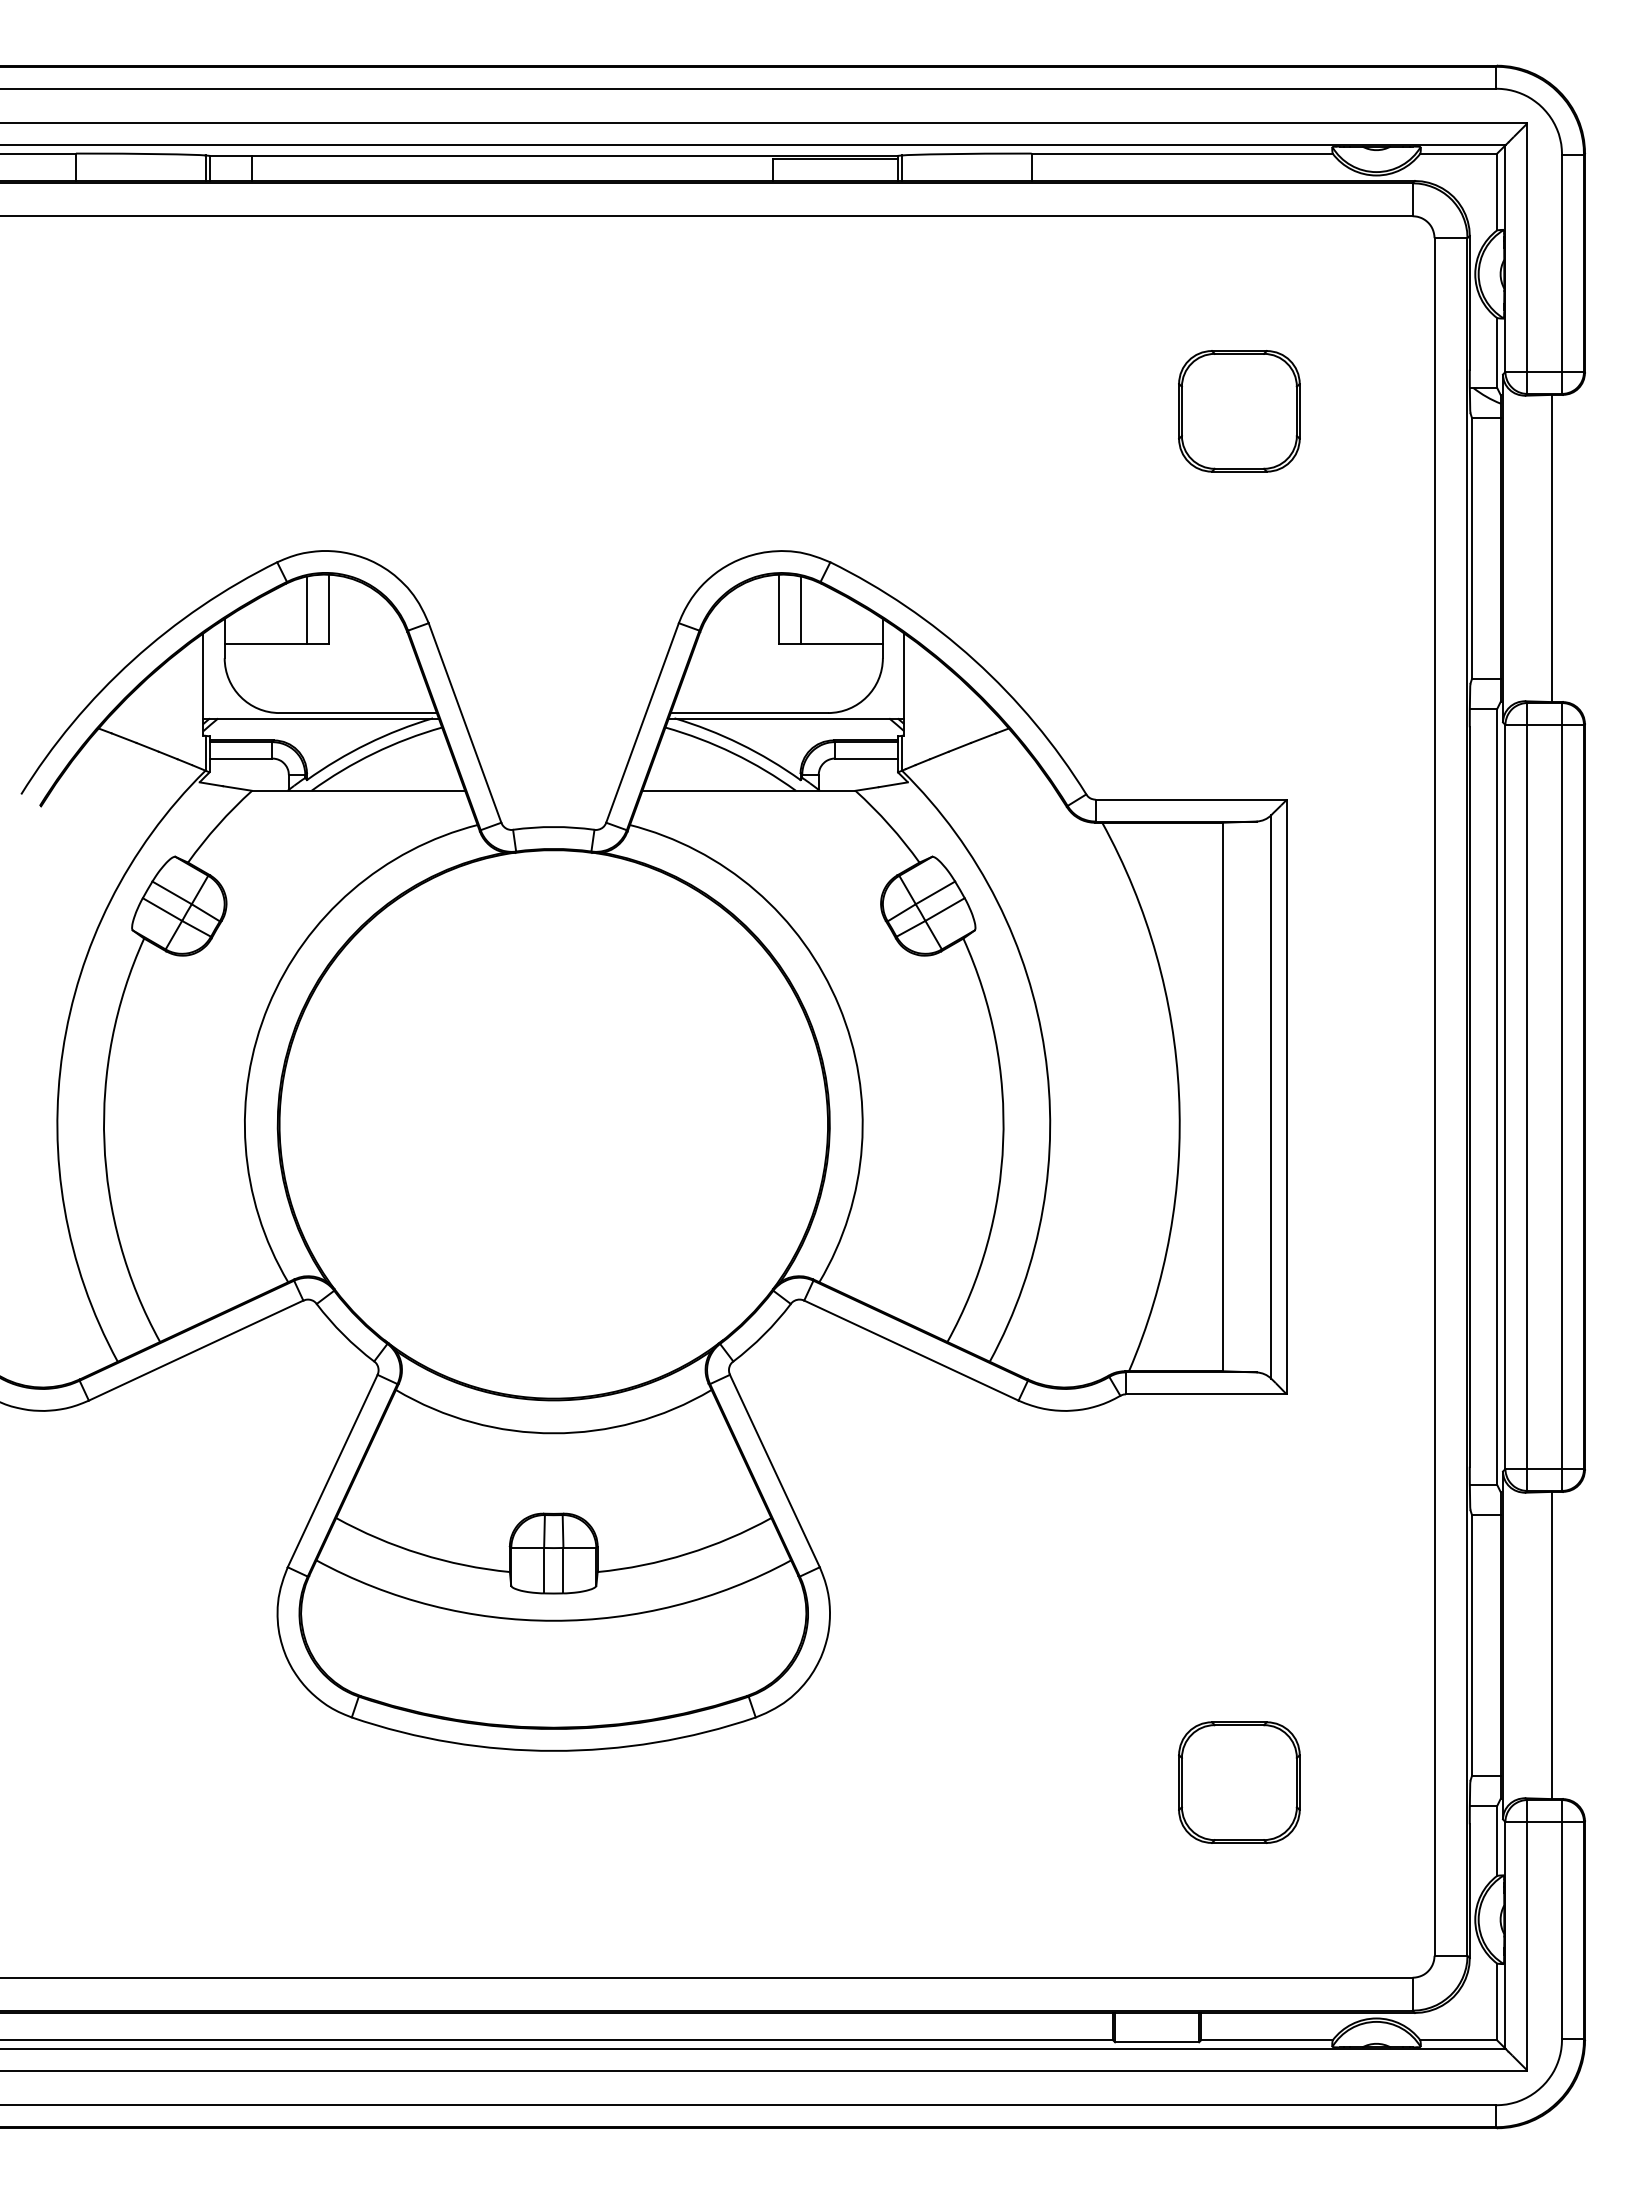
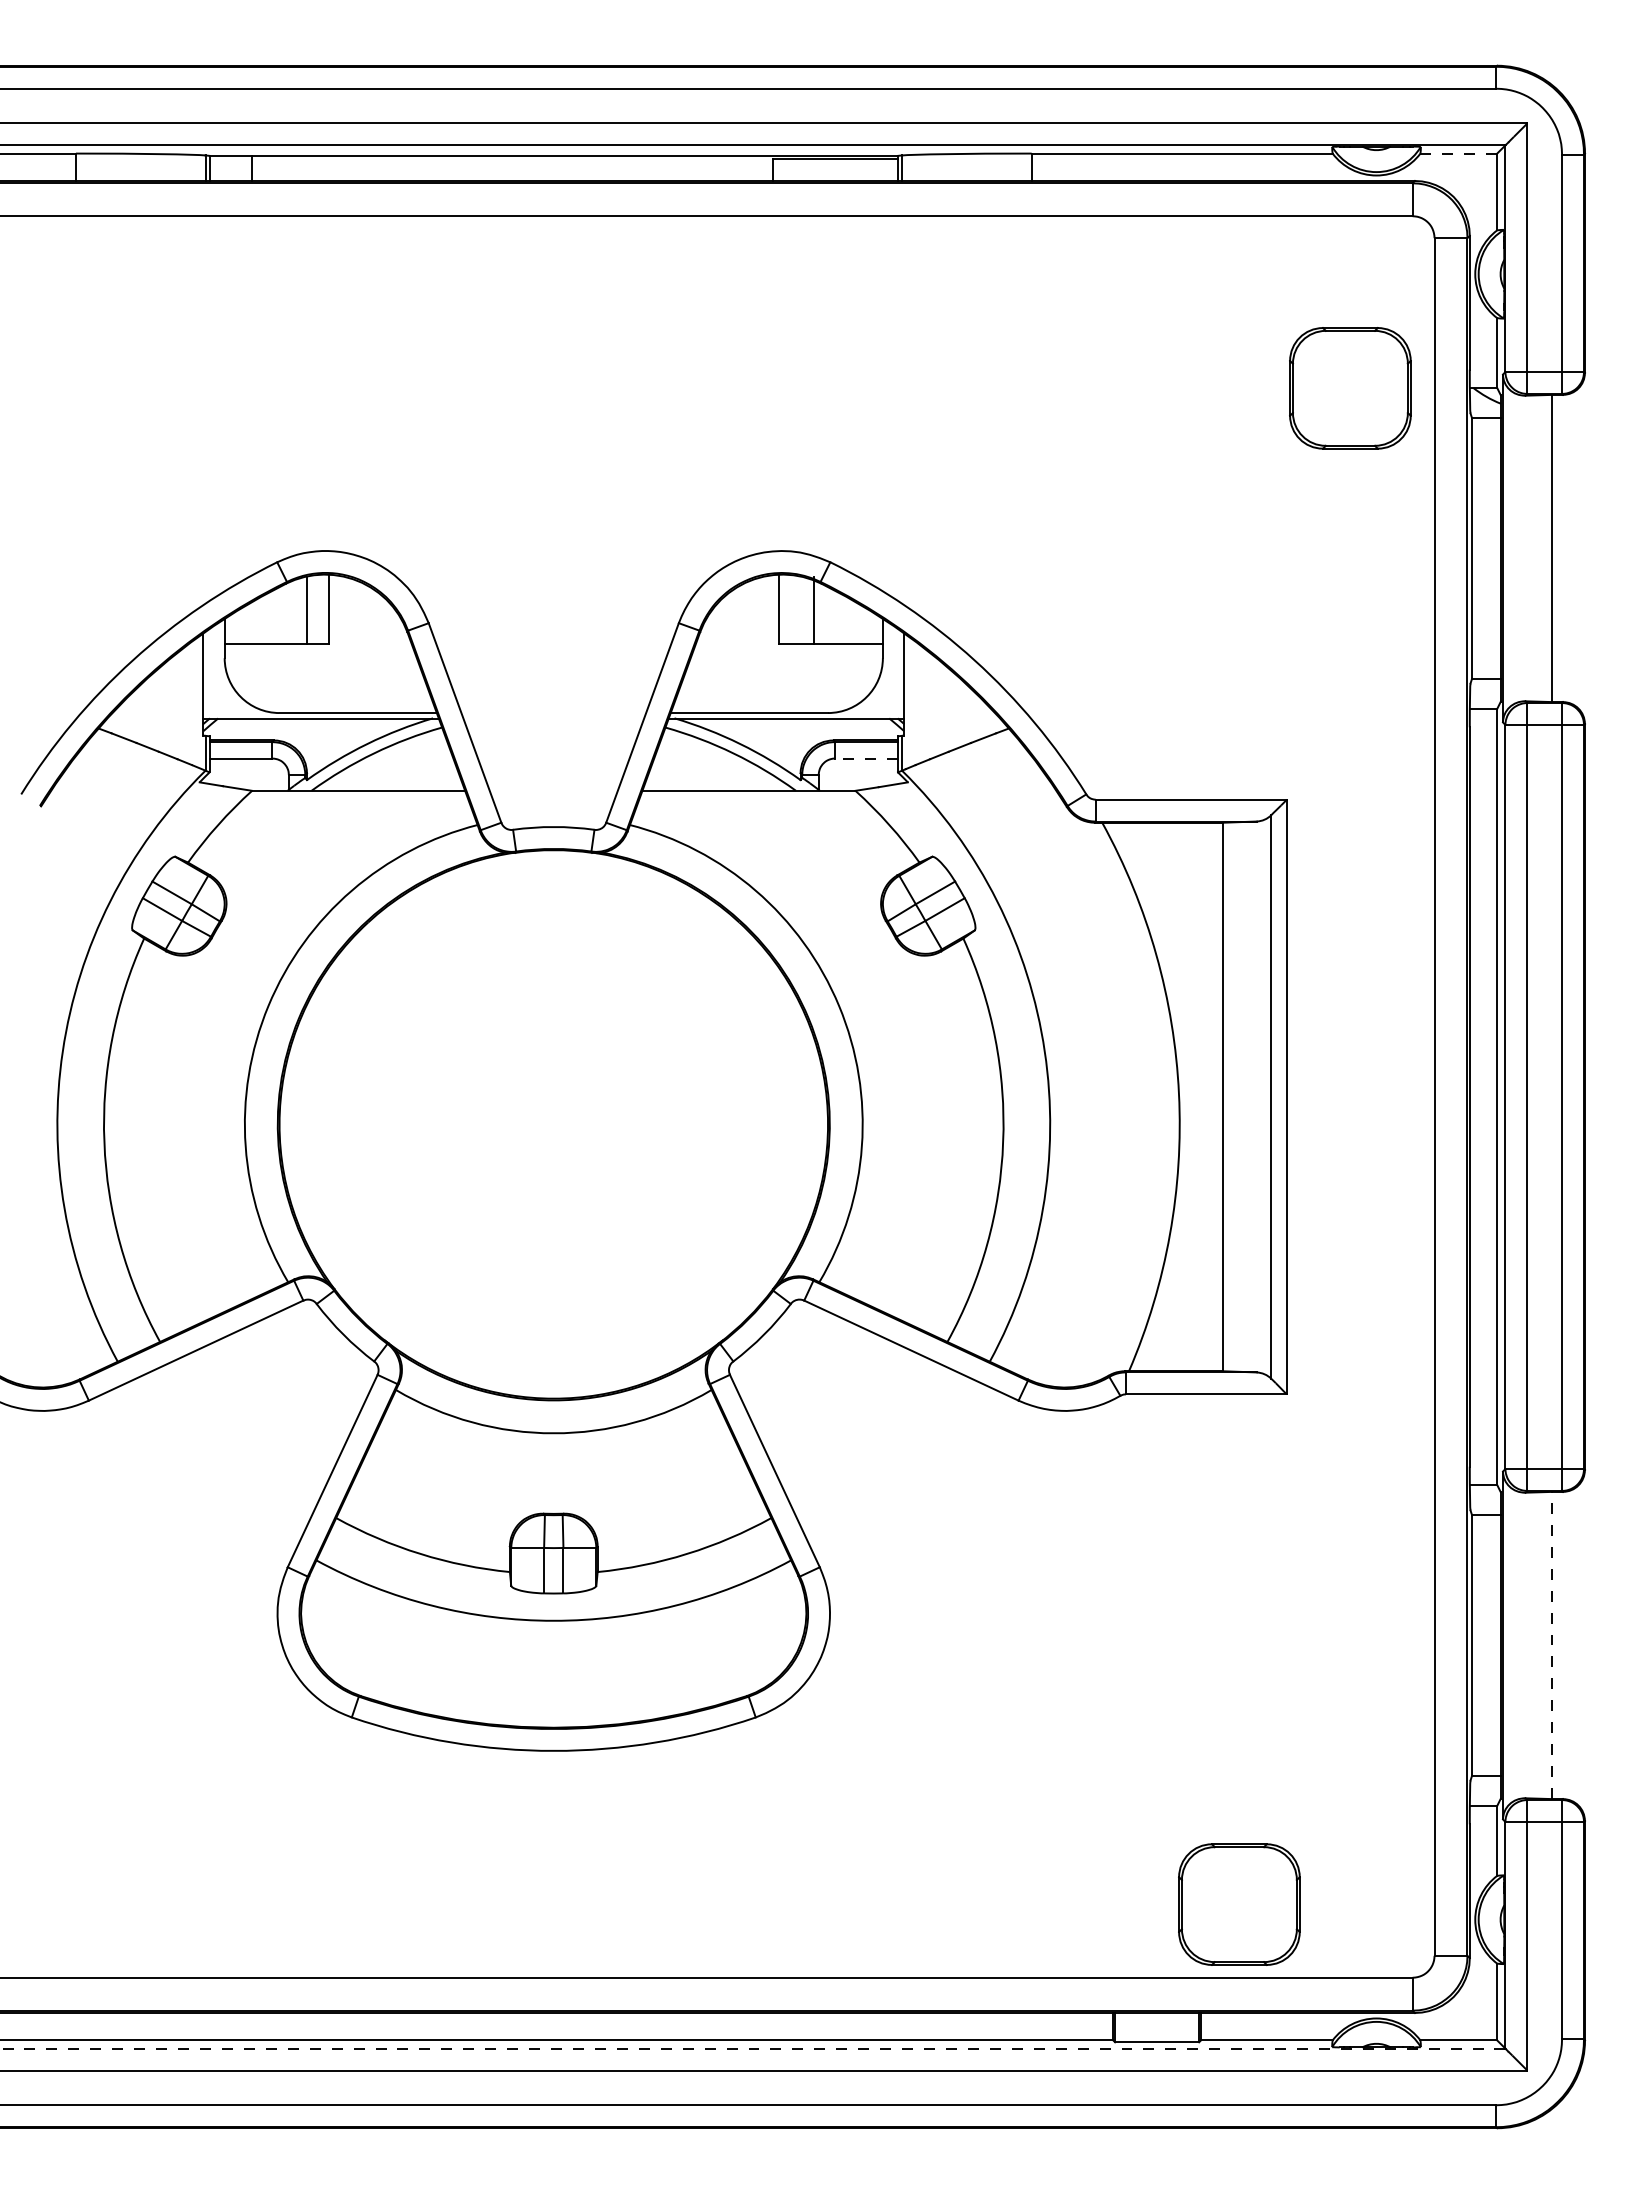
line: solid -> dashed (1459, 153)
part position: (1239, 411) -> (1350, 388) (1350, 388)
line position: (800, 610) -> (813, 610) (813, 610)
line: solid -> dashed (866, 758)
line: solid -> dashed (1552, 1645)
part position: (1239, 1782) -> (1239, 1904) (1239, 1904)
line: solid -> dashed (752, 2048)
